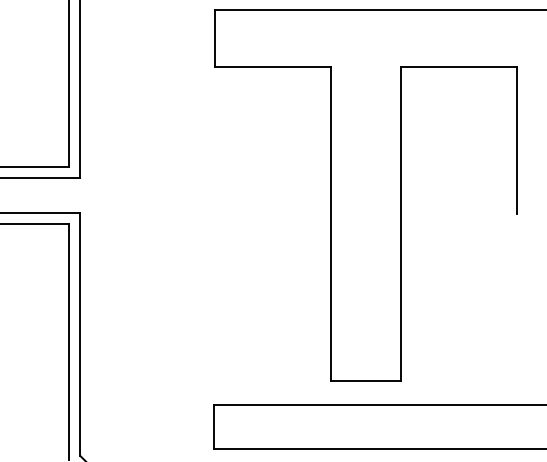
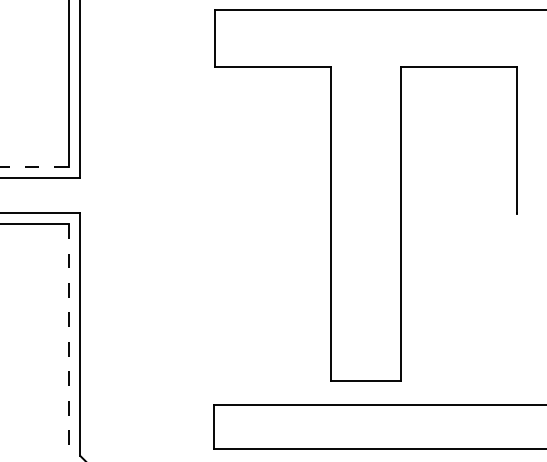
line: solid -> dashed (34, 166)
line: solid -> dashed (68, 342)
